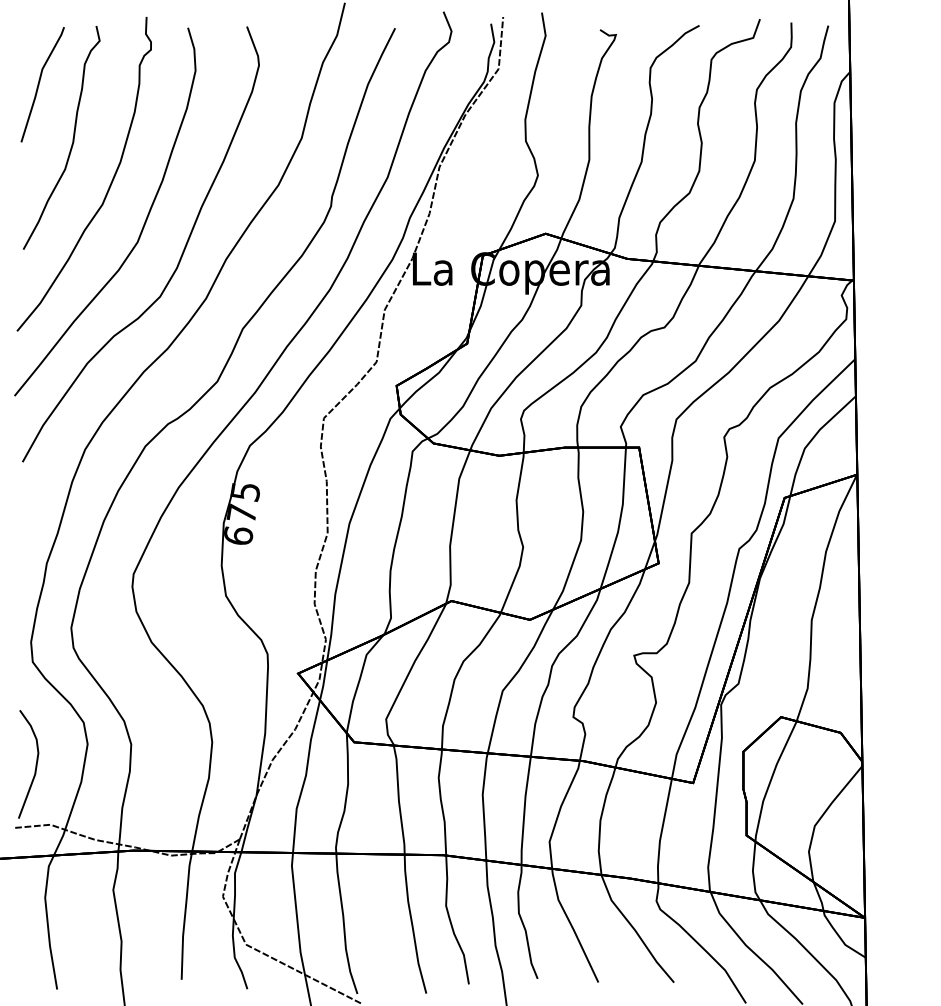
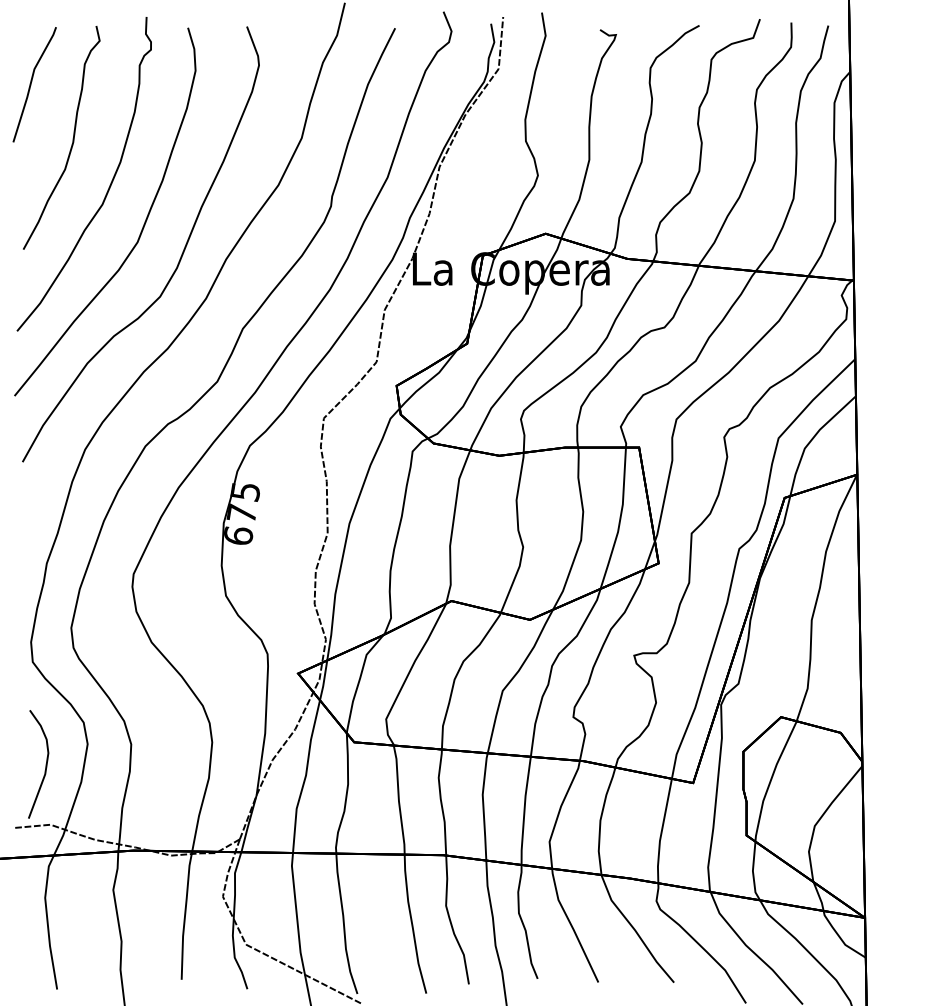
line position: (39, 84) -> (31, 84) (31, 84)
curve position: (35, 764) -> (45, 764) (45, 764)
